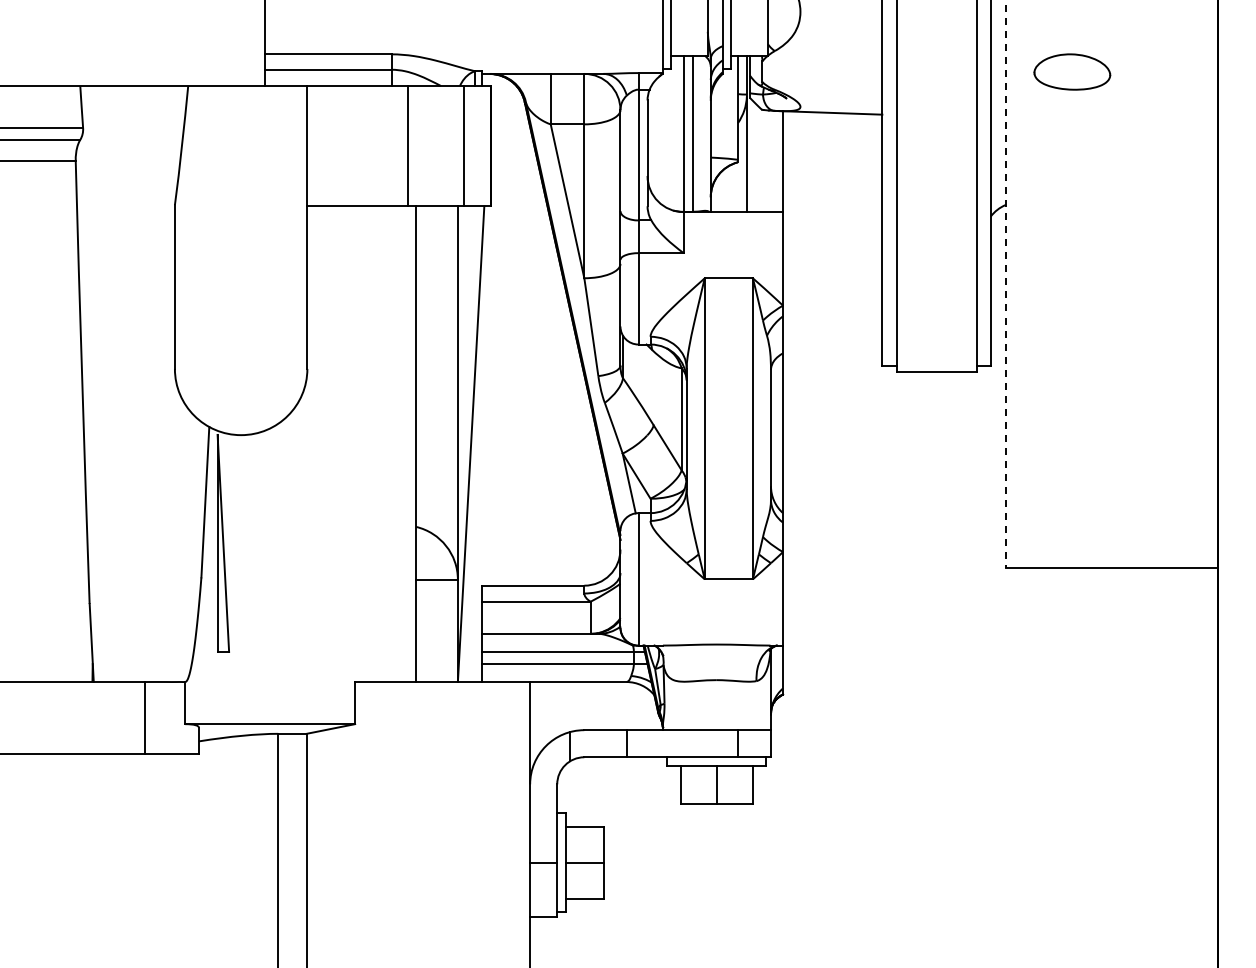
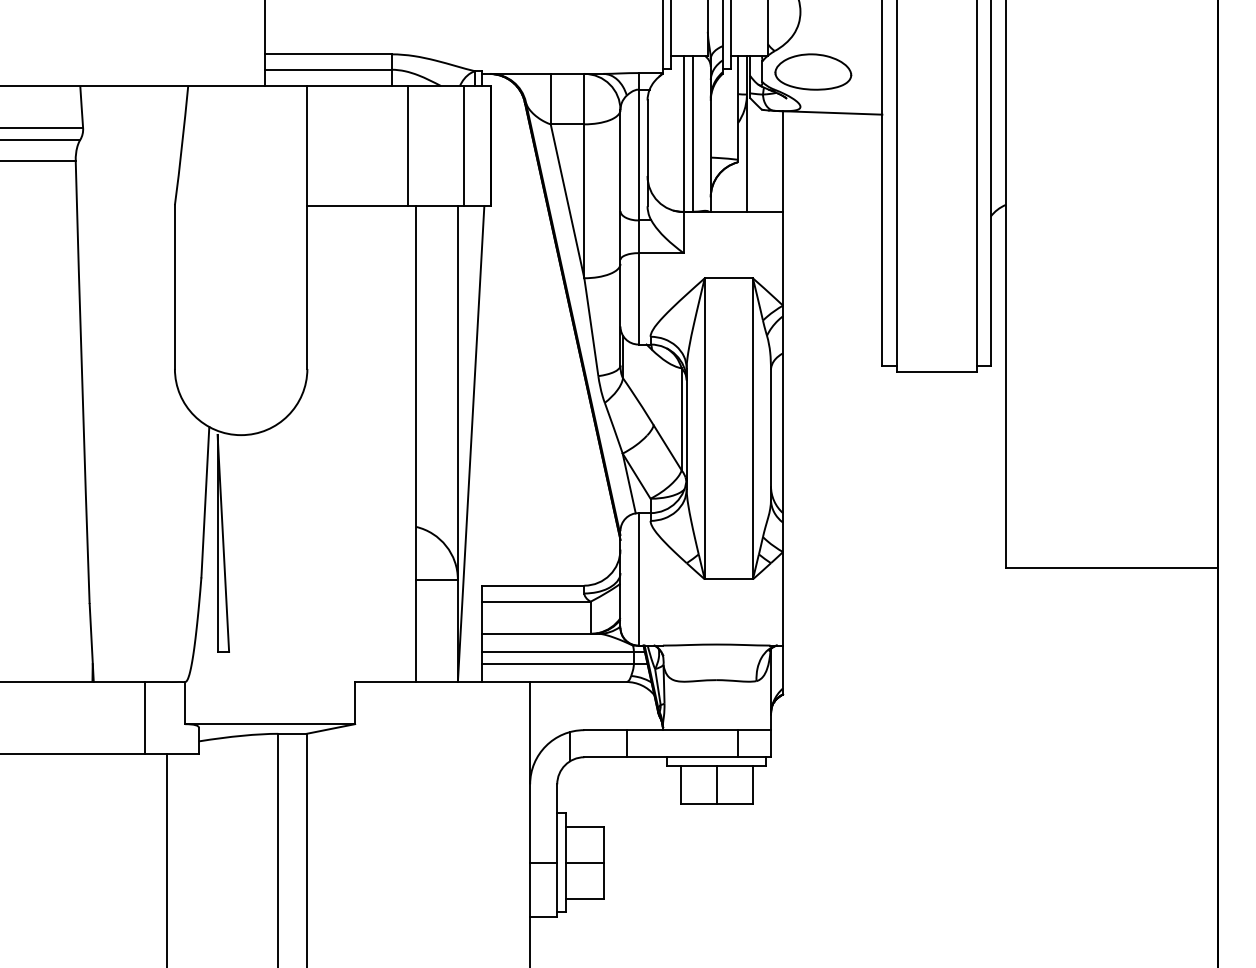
part position: (1072, 71) -> (813, 71) (813, 71)
line: dashed -> solid (1005, 284)
line: none -> present (167, 859)
